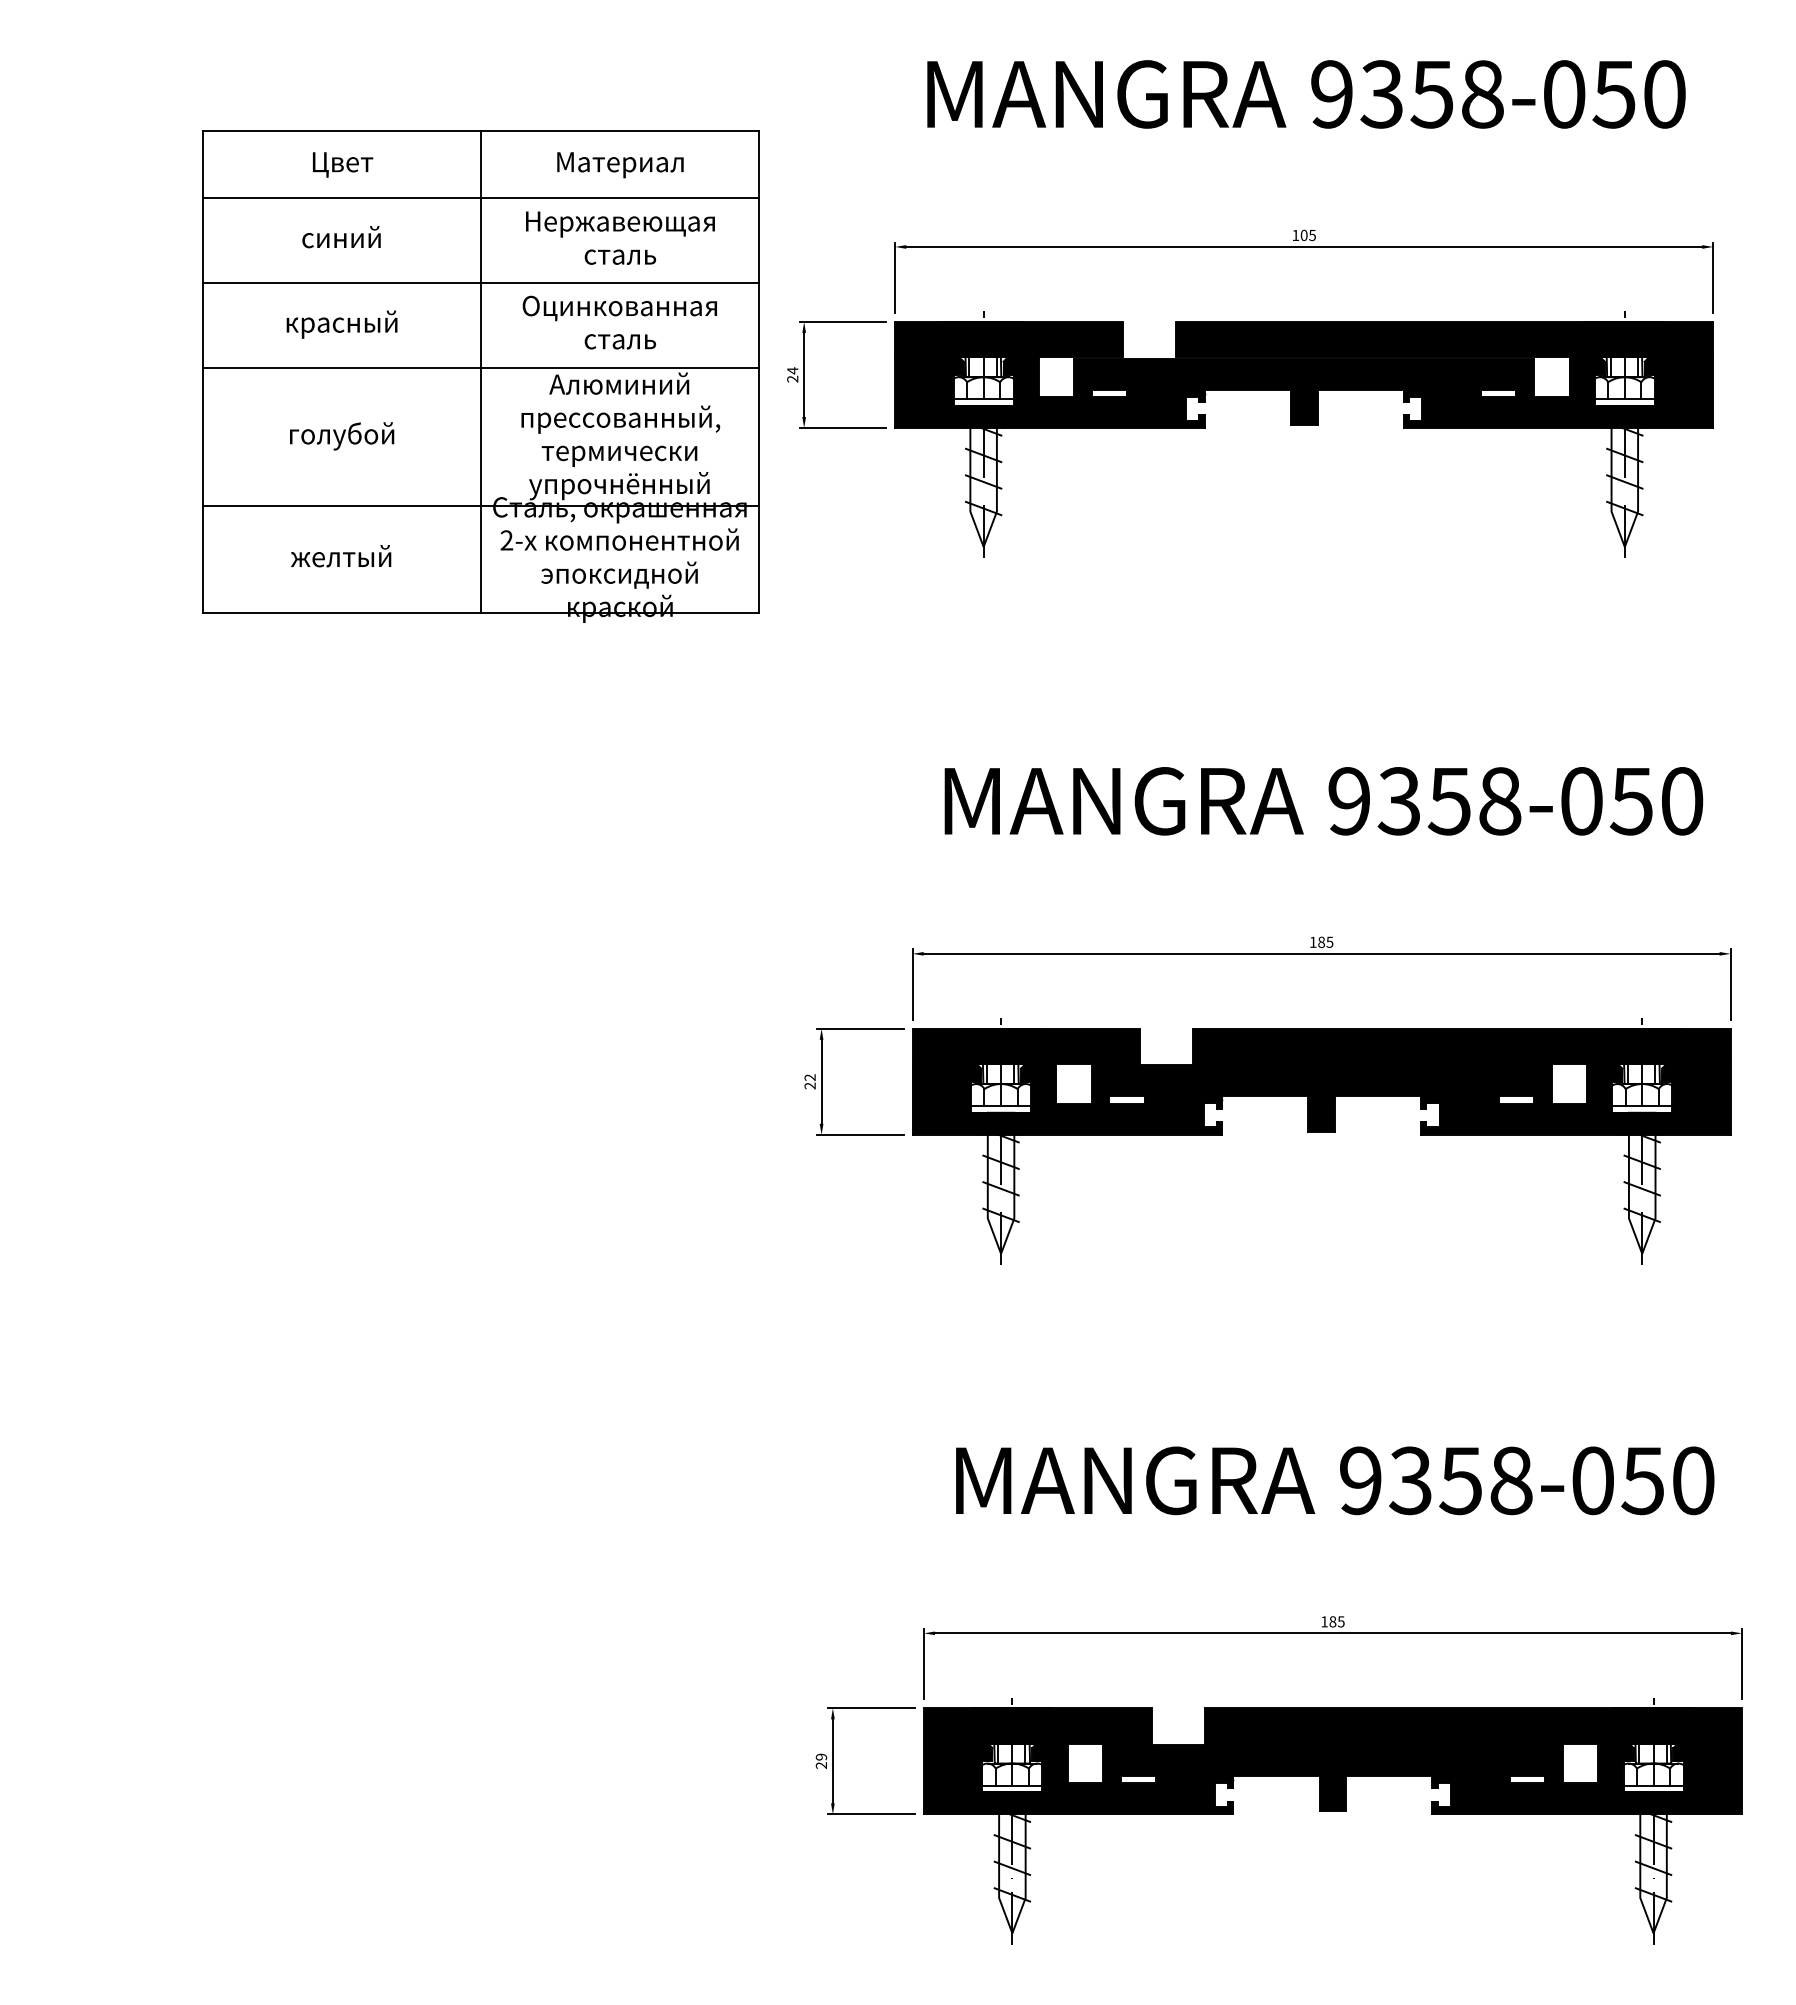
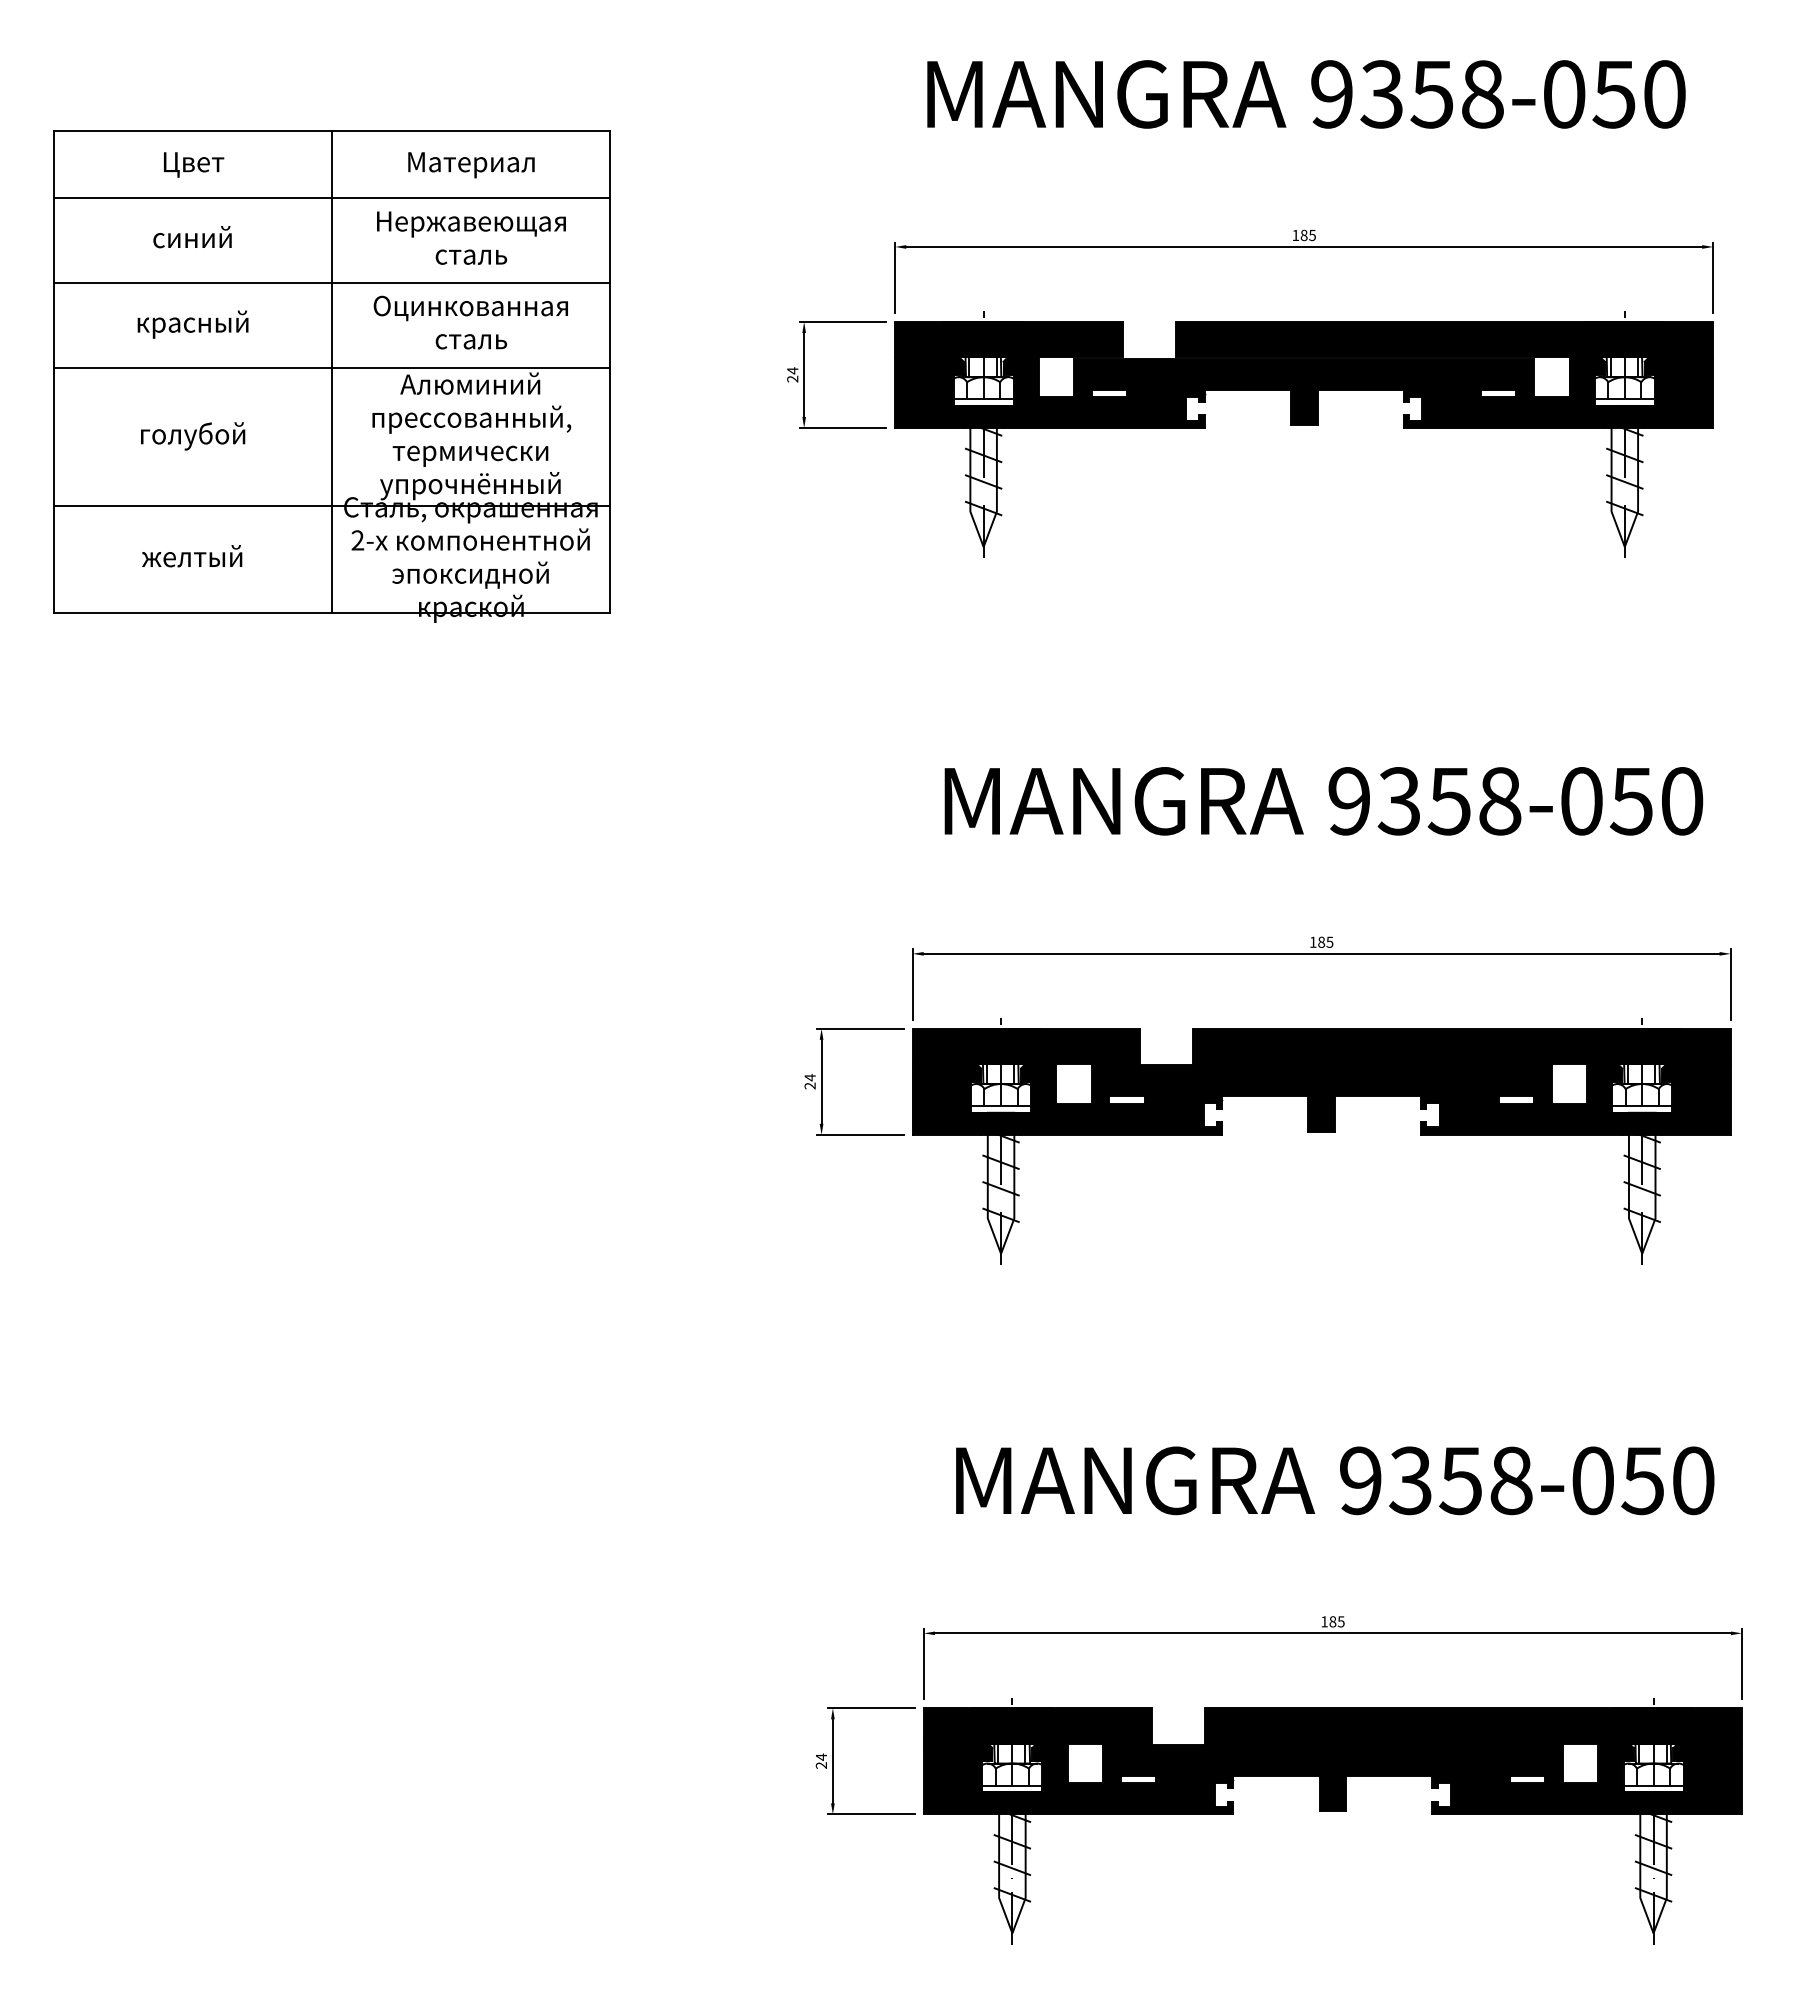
text: 105 -> 185 (1303, 235)
part position: (480, 376) -> (331, 376) (331, 376)
text: 22 -> 24 (809, 1077)
text: 29 -> 24 (821, 1756)
